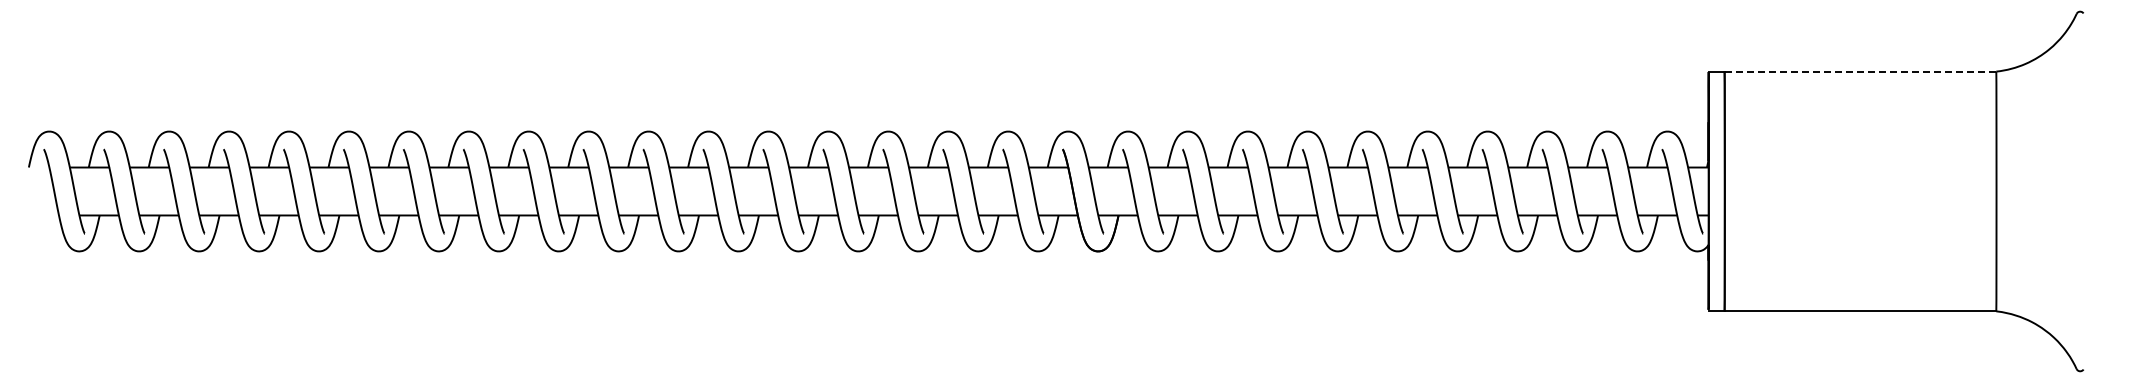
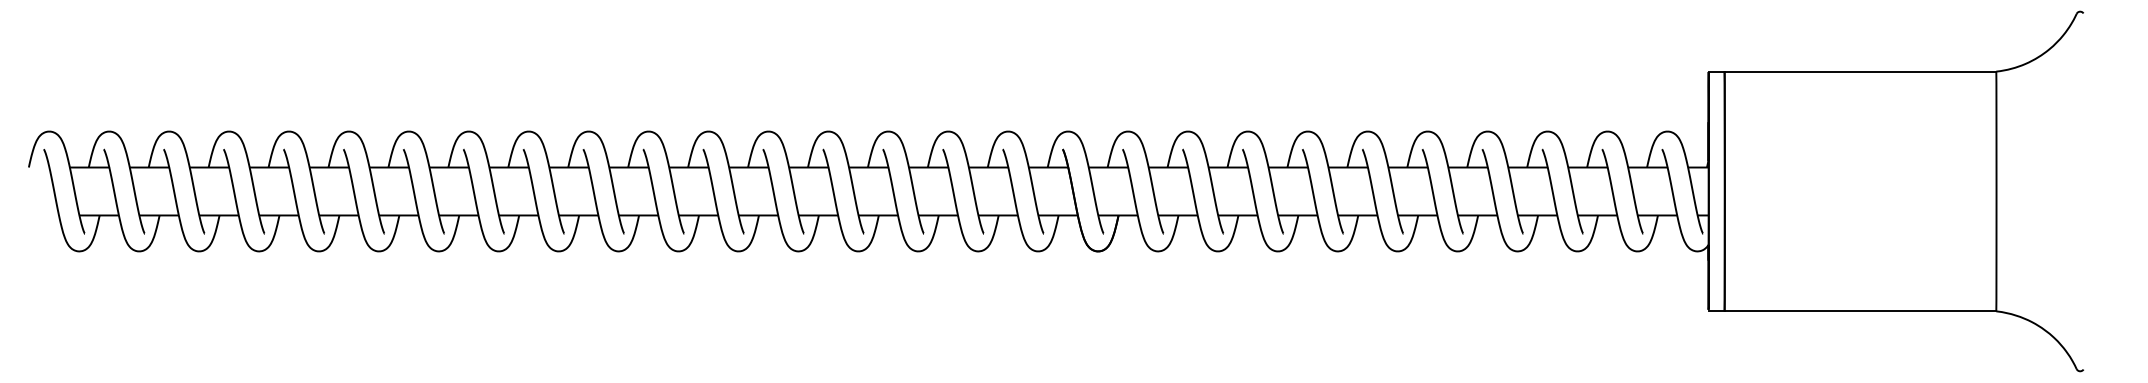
line: dashed -> solid (1860, 71)
